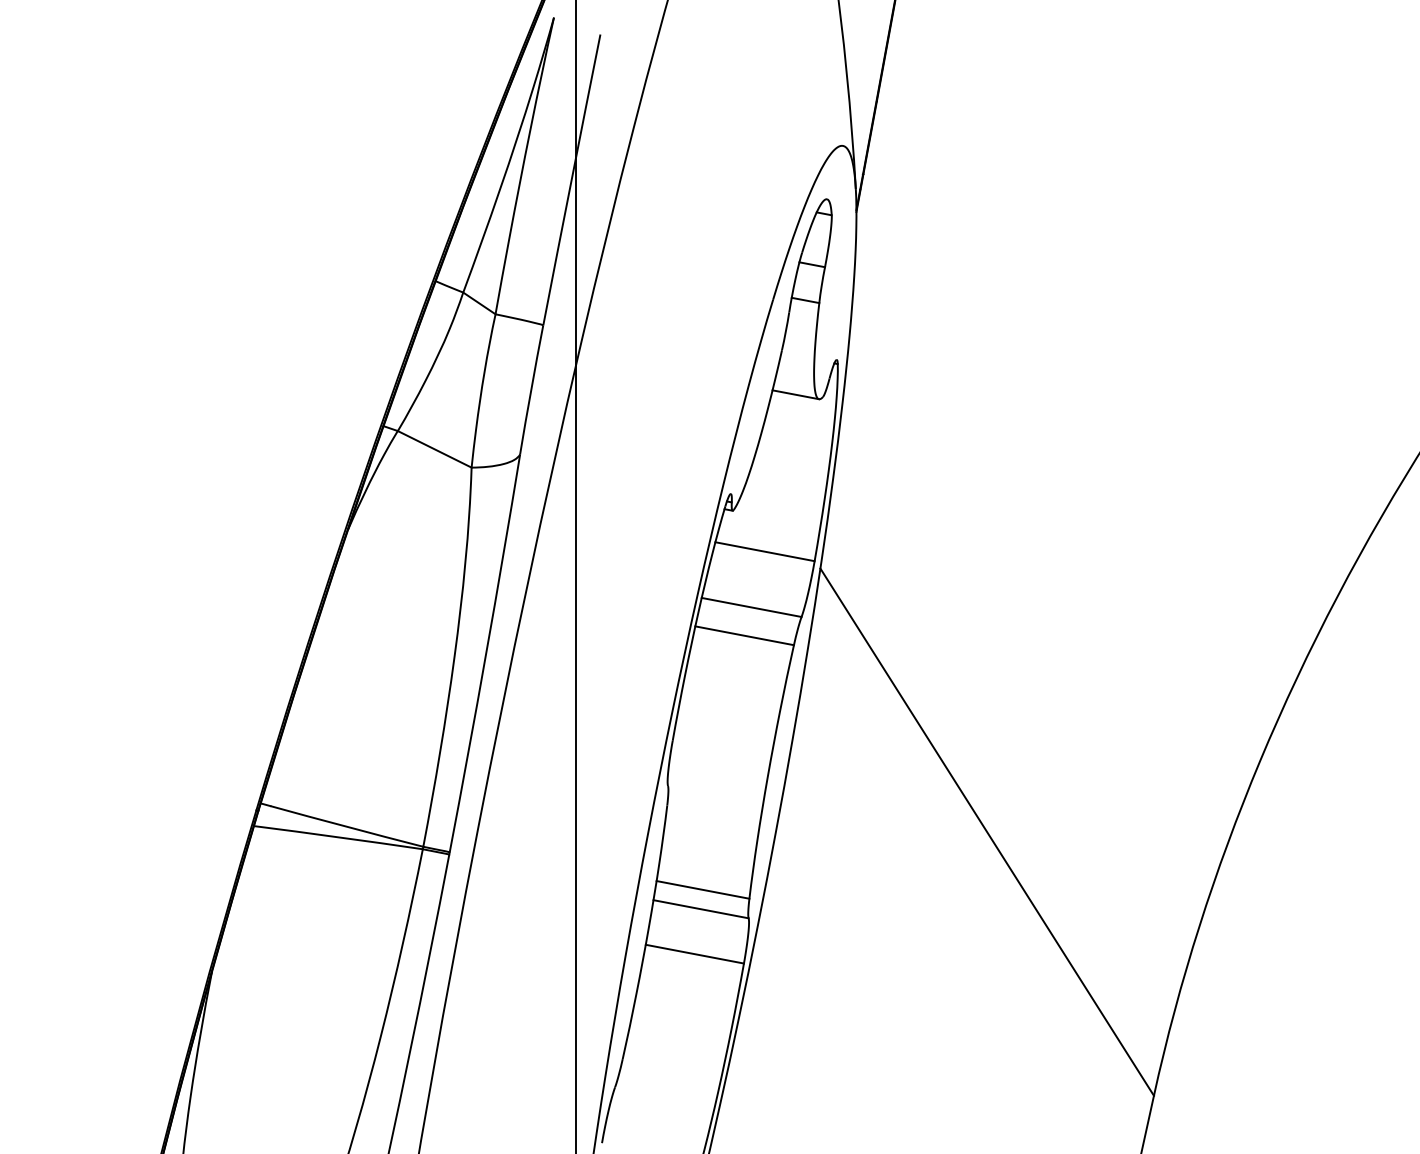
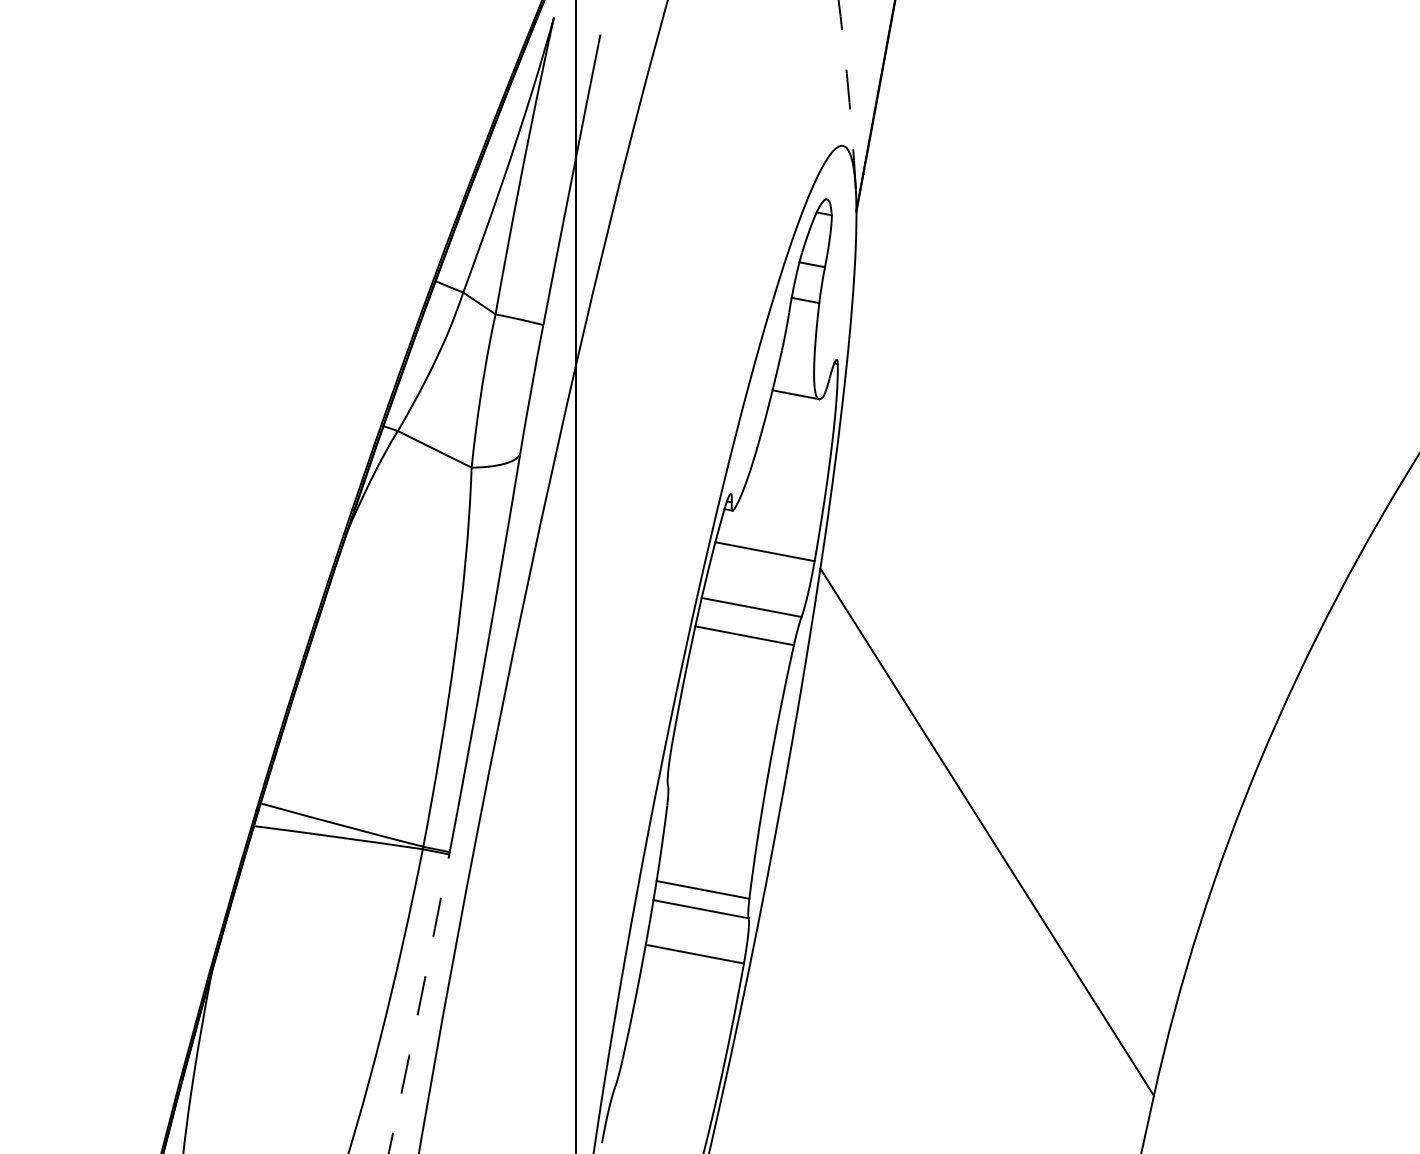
arc: solid -> dashed (848, 93)
arc: solid -> dashed (419, 1004)
